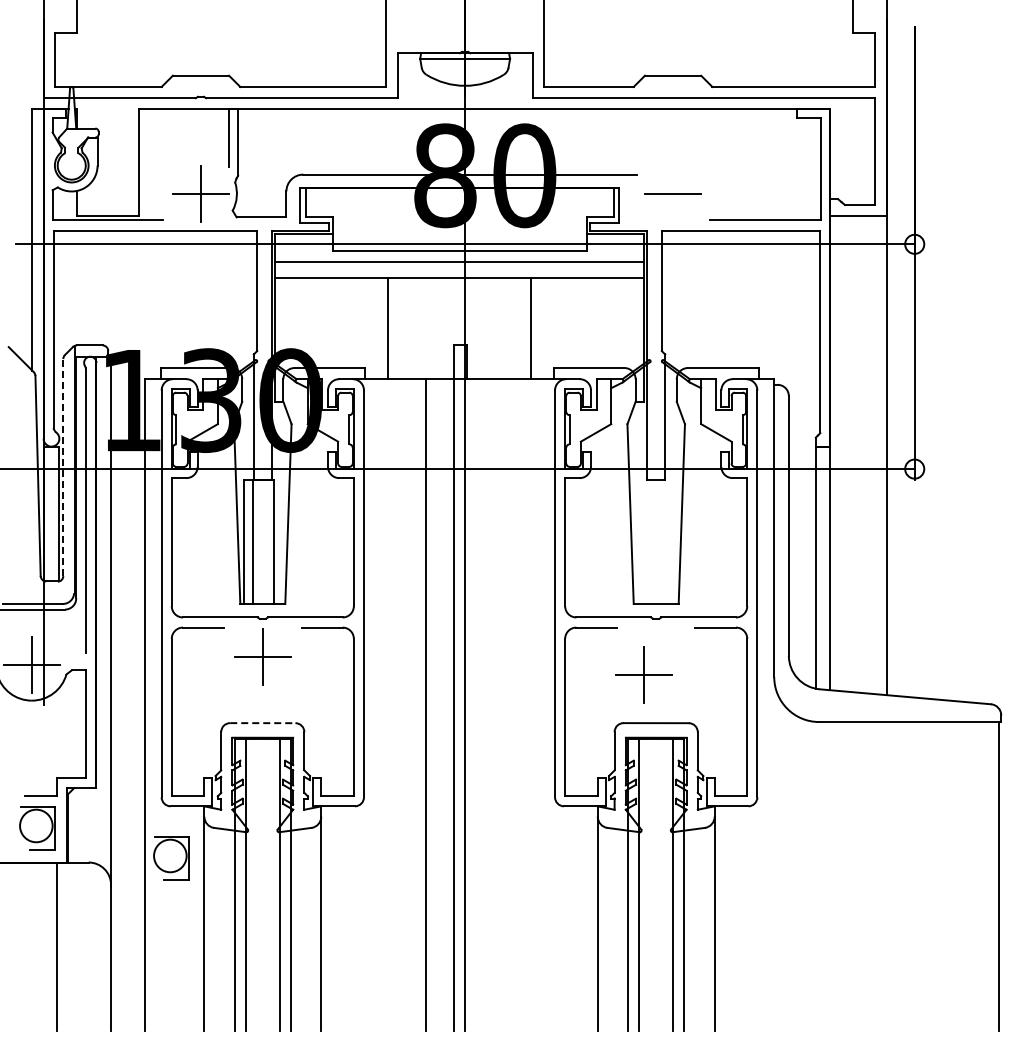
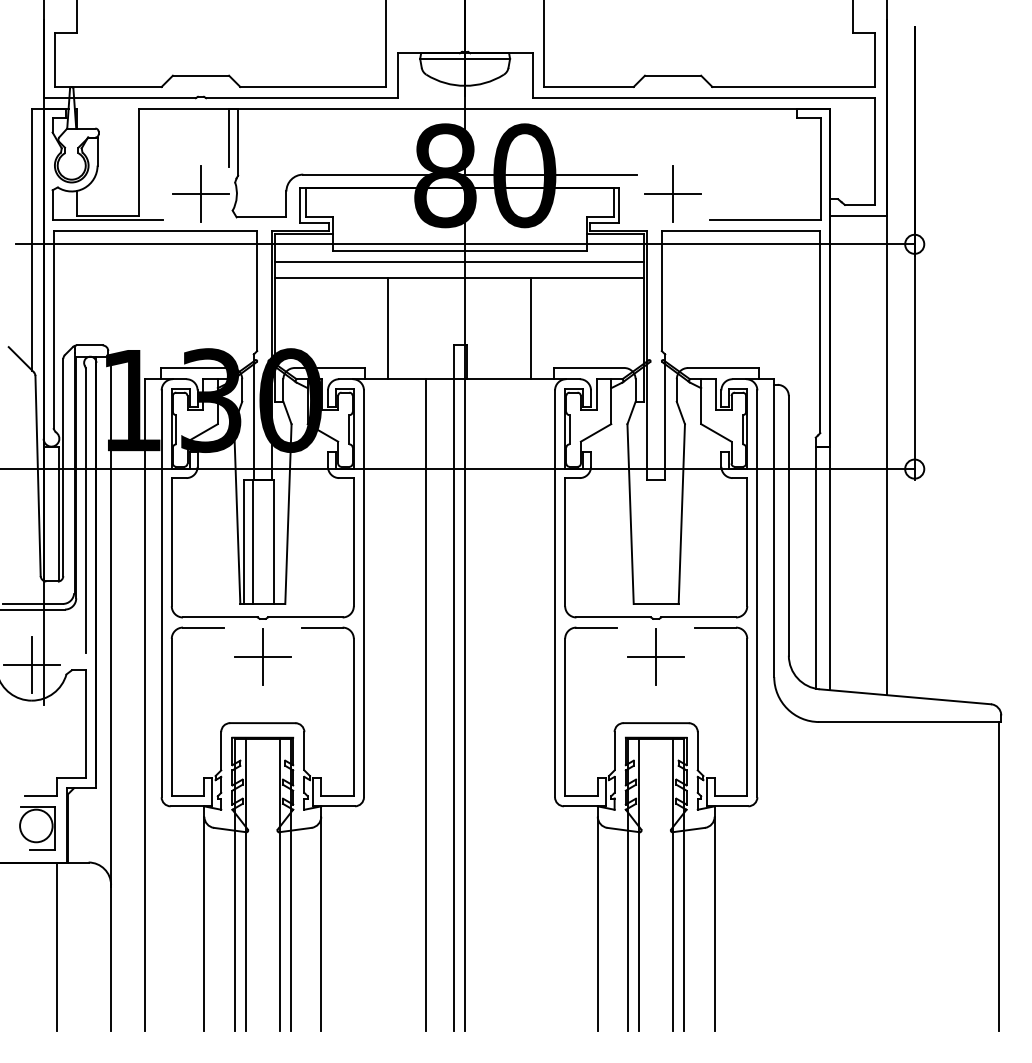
line: none -> present (673, 193)
line: dashed -> solid (63, 467)
part position: (643, 674) -> (655, 656) (655, 656)
line: dashed -> solid (262, 723)
part: present -> none (171, 858)
